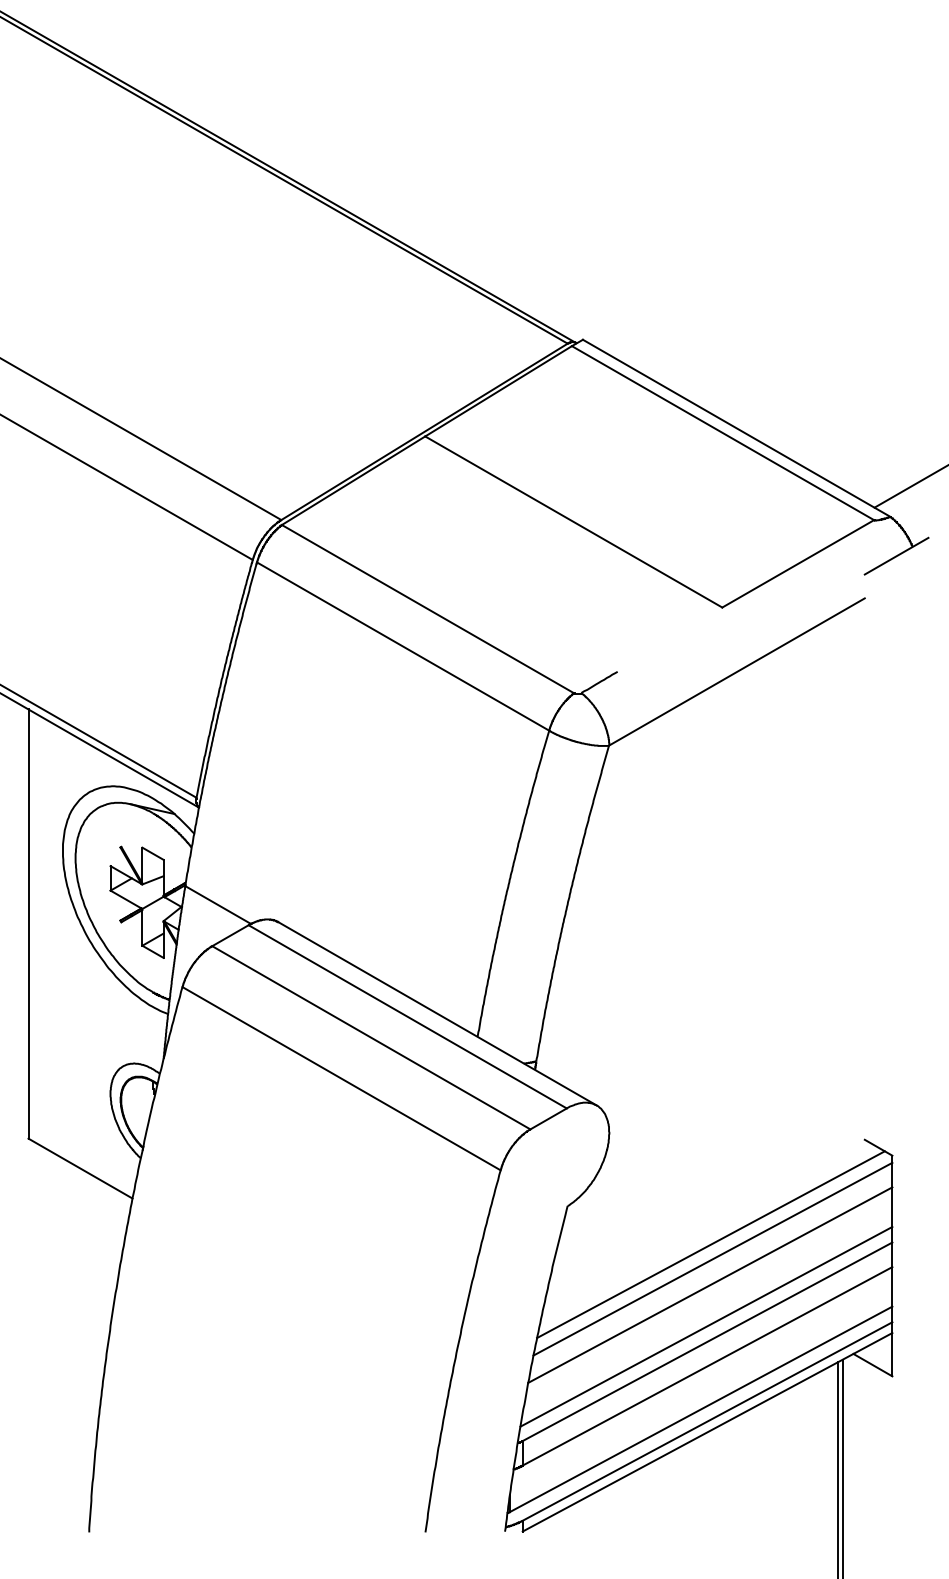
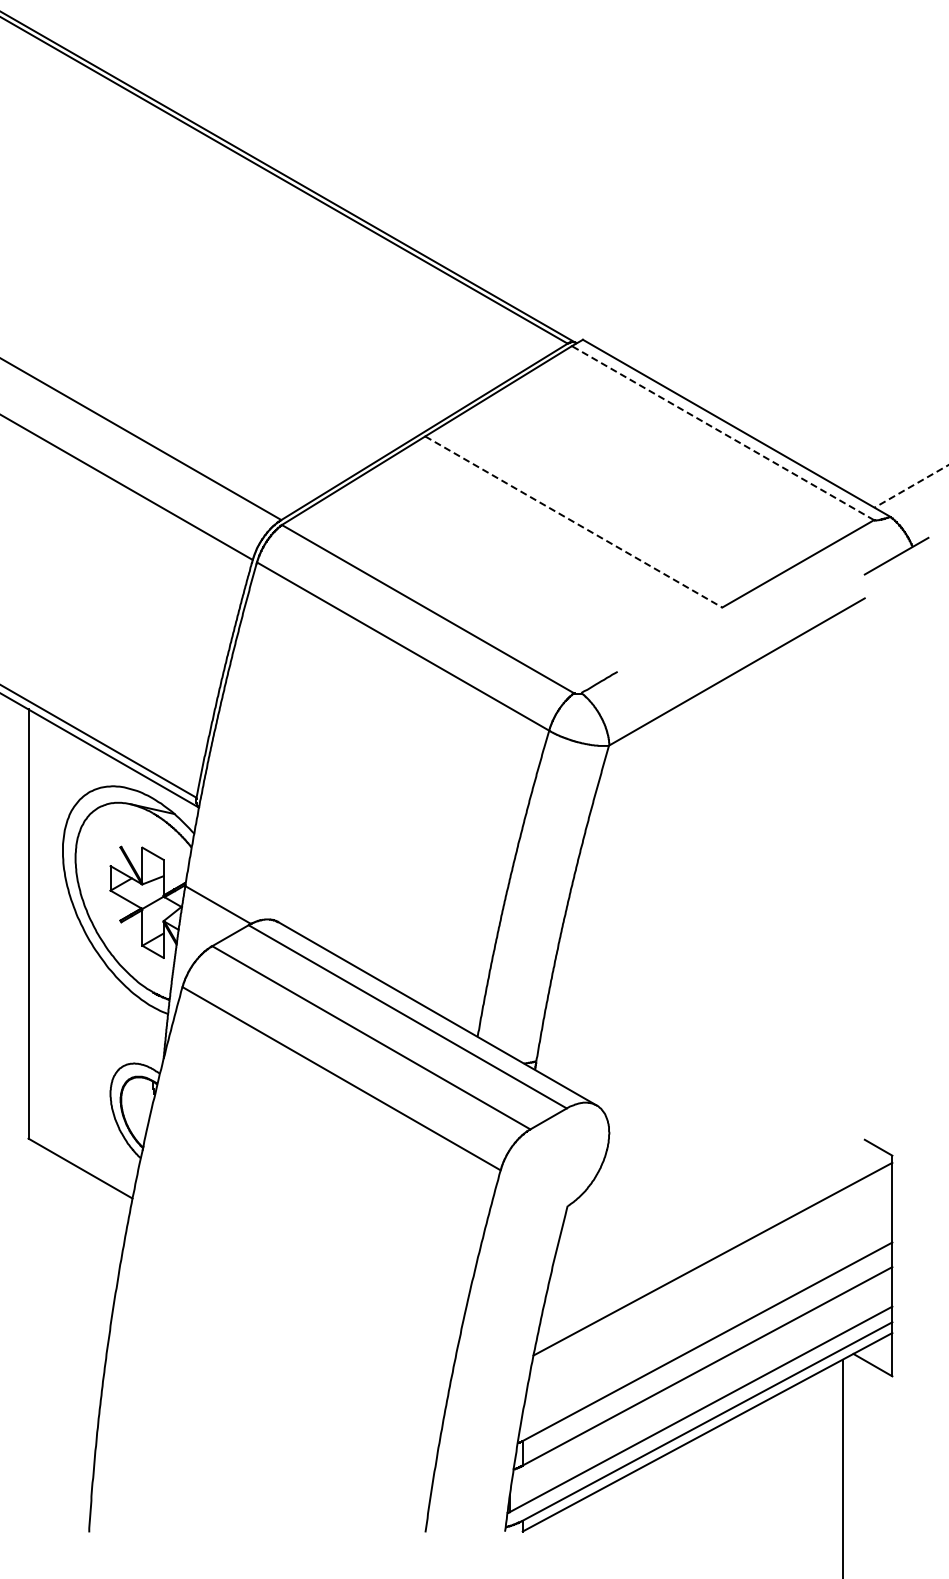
line: solid -> dashed (722, 432)
line: solid -> dashed (911, 486)
line: solid -> dashed (574, 522)
line: present -> none (710, 1244)
line: present -> none (710, 1284)
line: present -> none (706, 1326)
line: present -> none (838, 1468)
